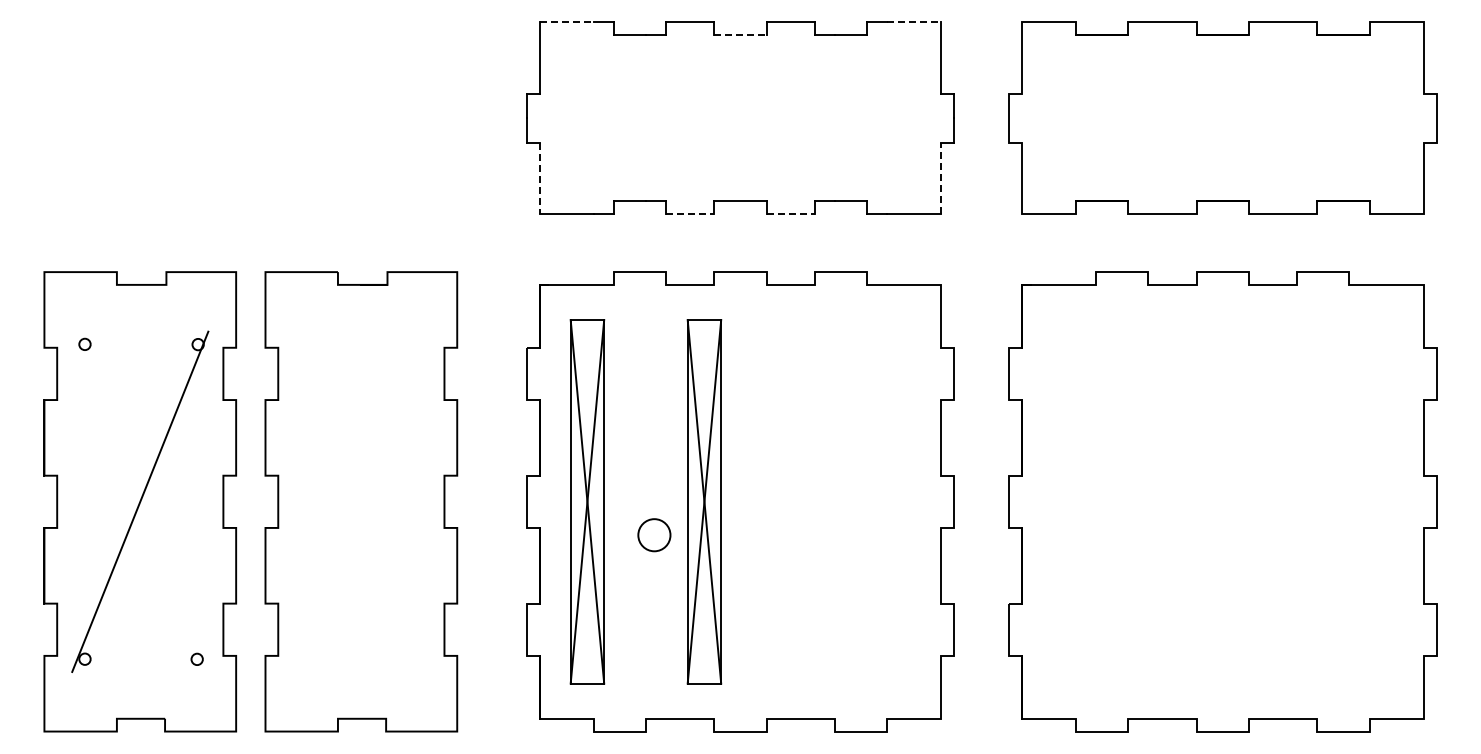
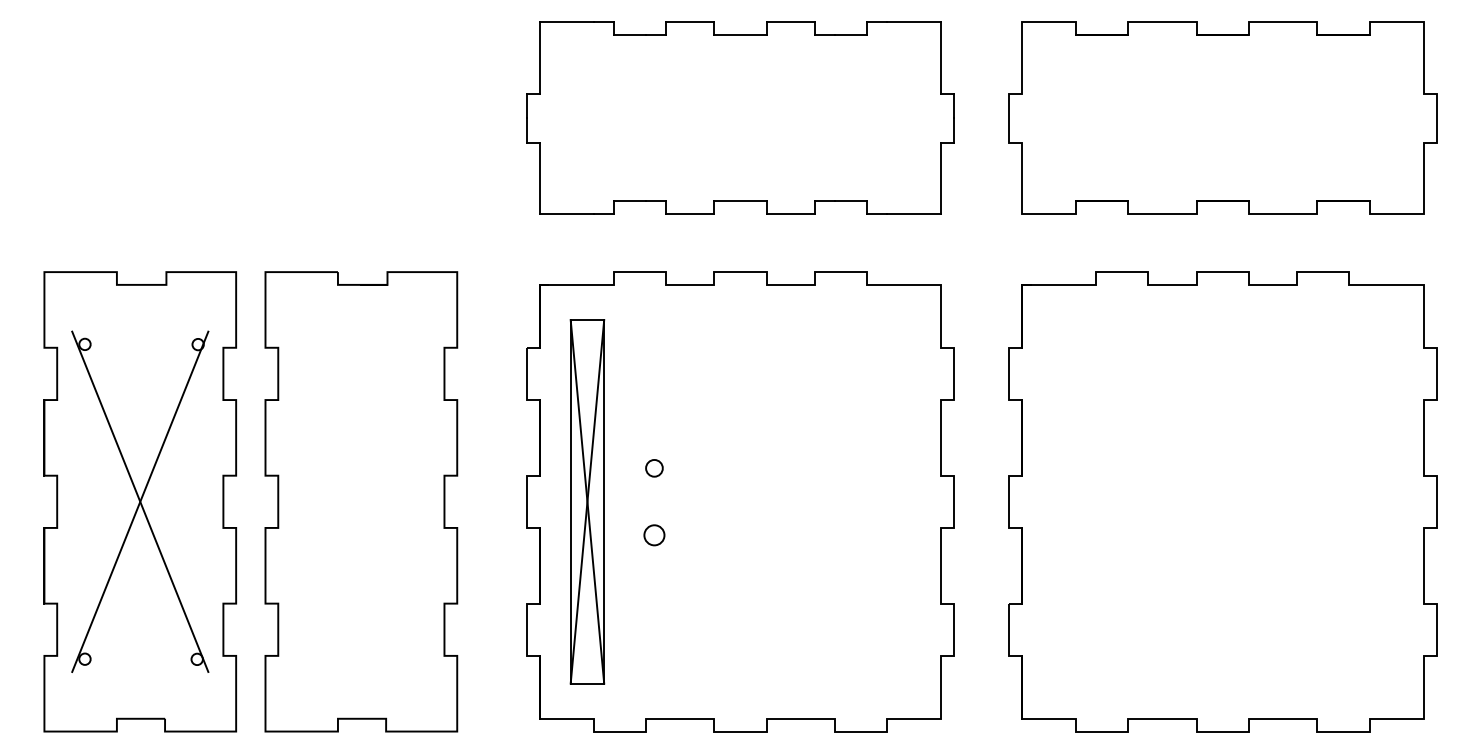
line: dashed -> solid (567, 22)
line: dashed -> solid (914, 22)
line: dashed -> solid (740, 35)
line: dashed -> solid (539, 178)
line: dashed -> solid (941, 178)
line: dashed -> solid (690, 214)
line: dashed -> solid (791, 214)
circle: none -> present (654, 468)
line: none -> present (140, 501)
part: present -> none (704, 501)
circle size: 35x35 px -> 23x23 px (654, 535)
